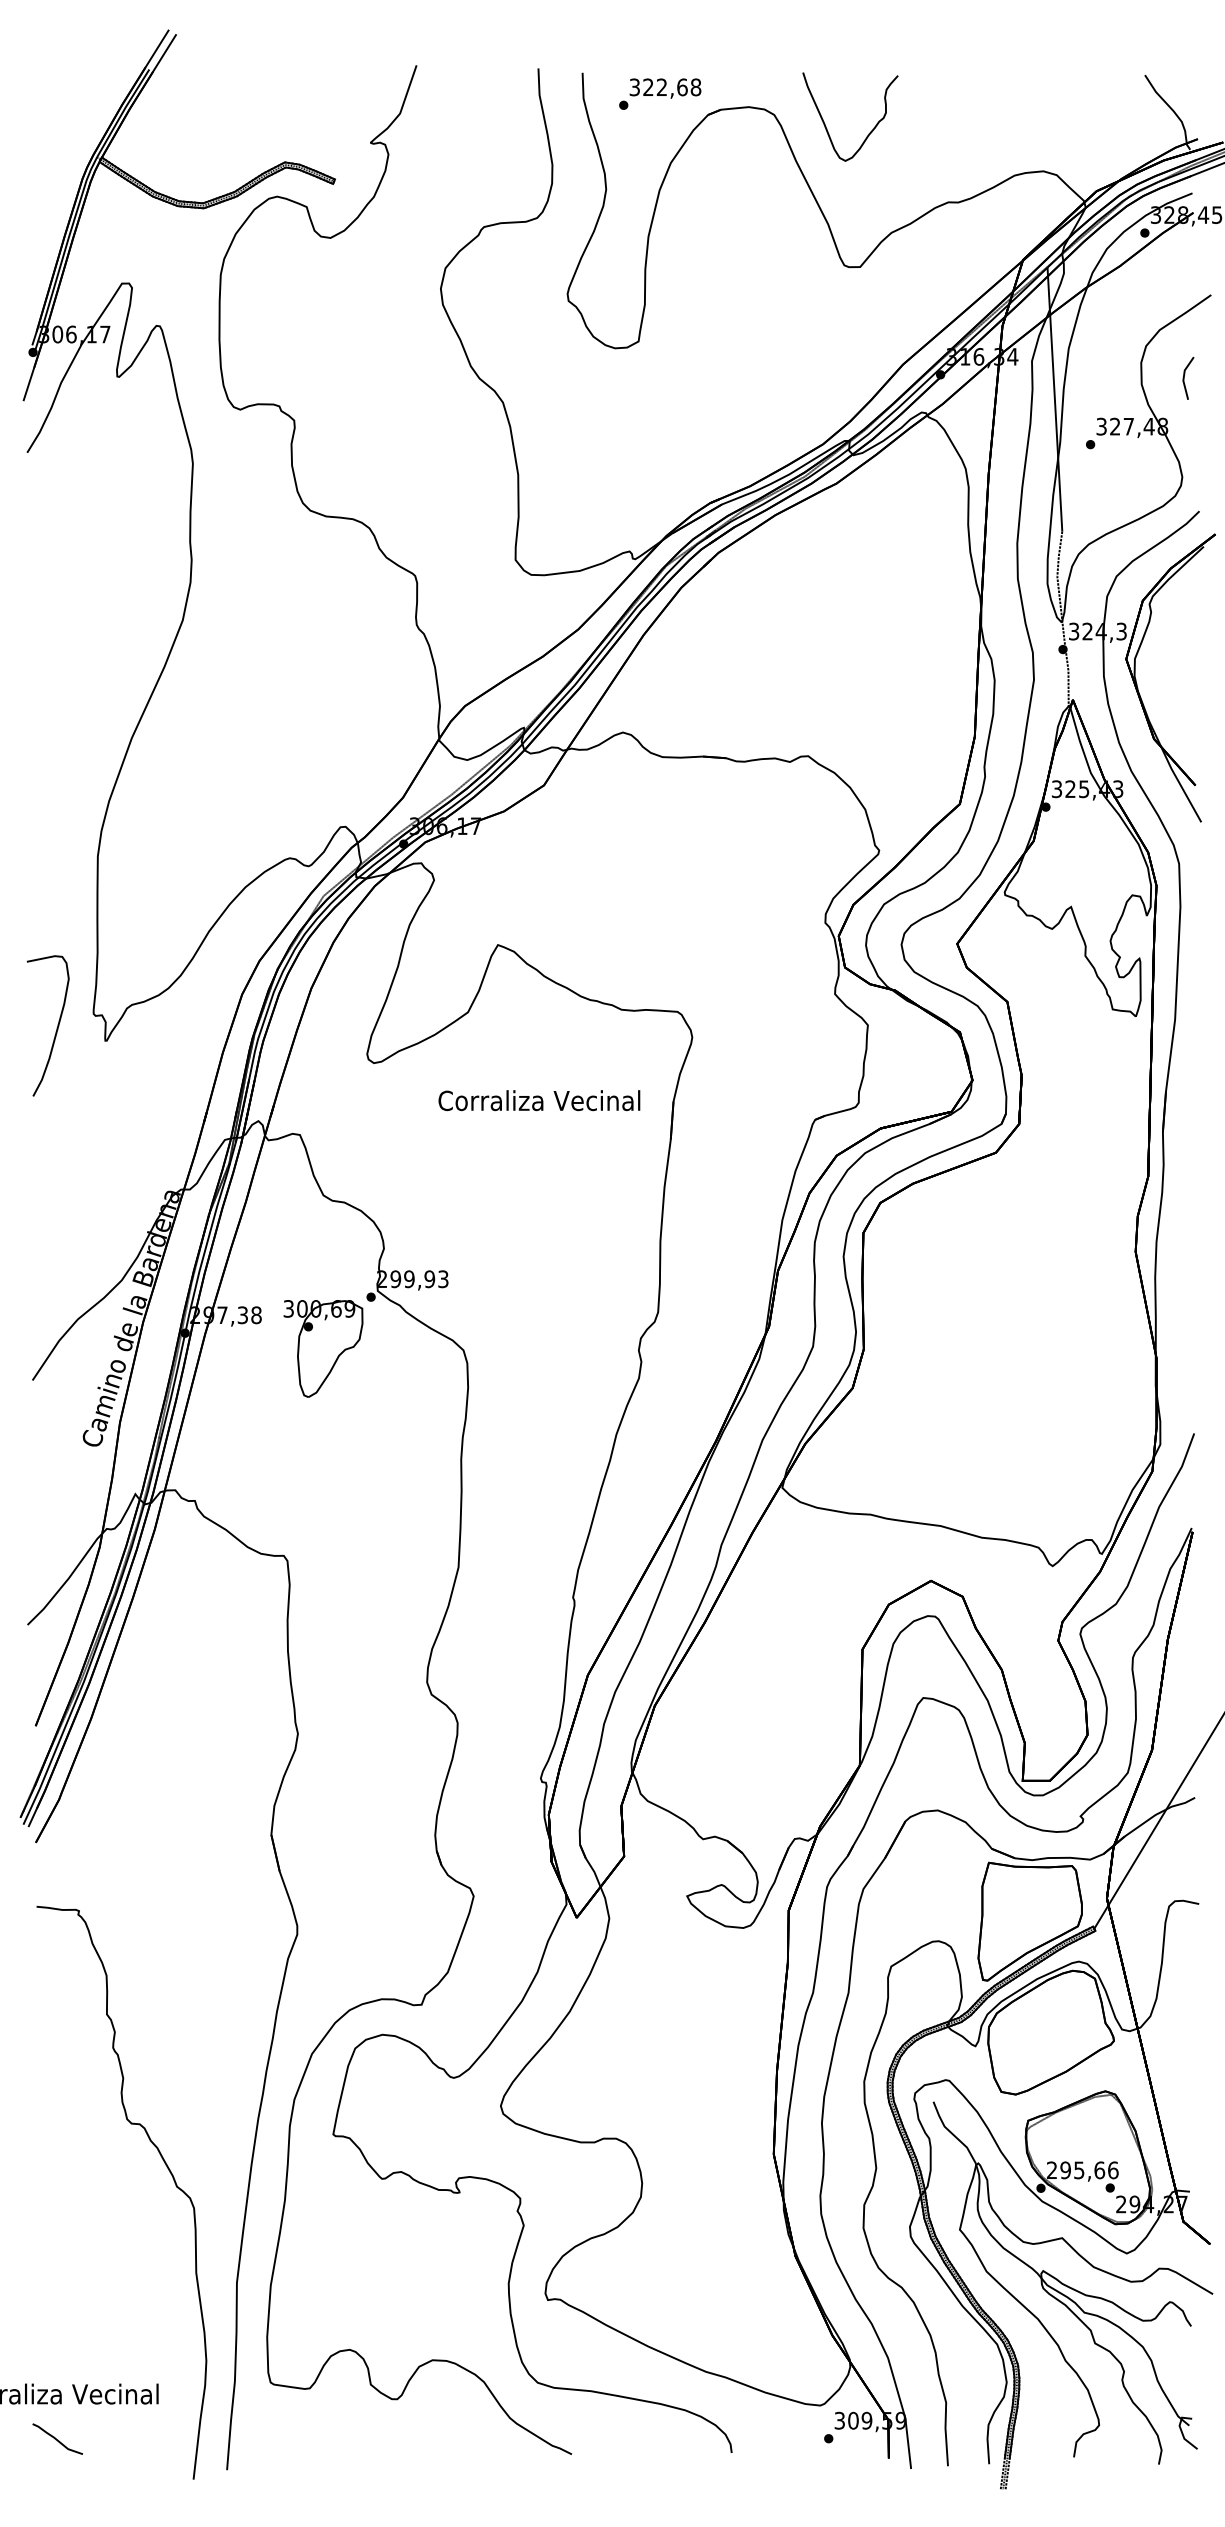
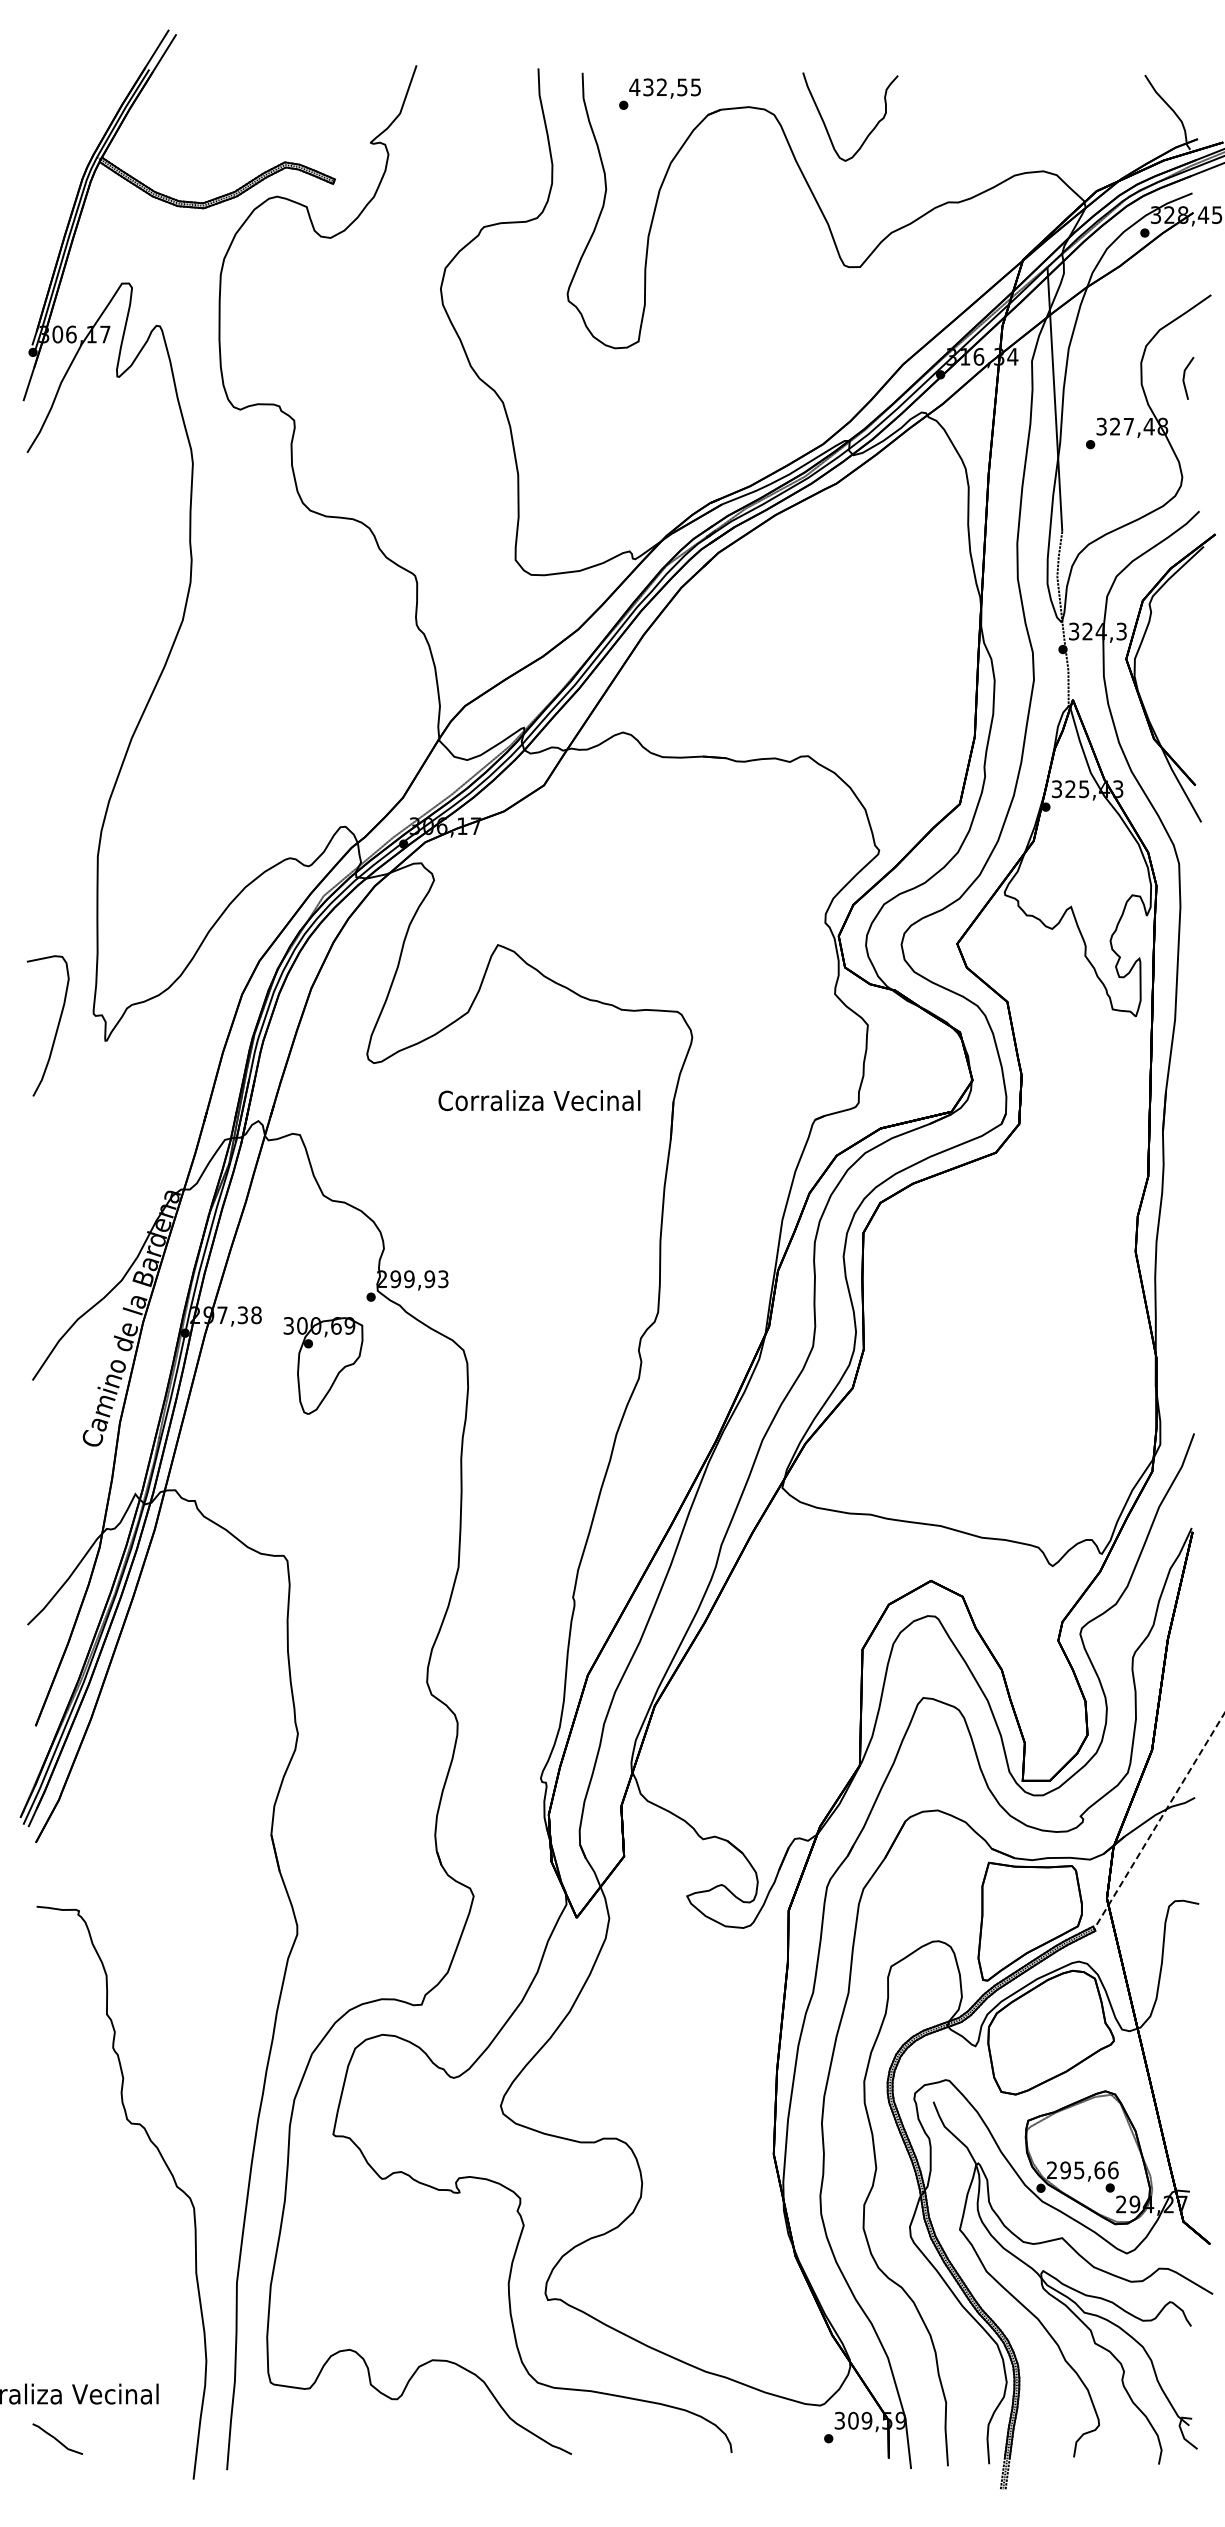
text: 322,68 -> 432,55 (665, 87)
part position: (323, 1348) -> (323, 1365) (323, 1365)
line: solid -> dashed (1159, 1820)
